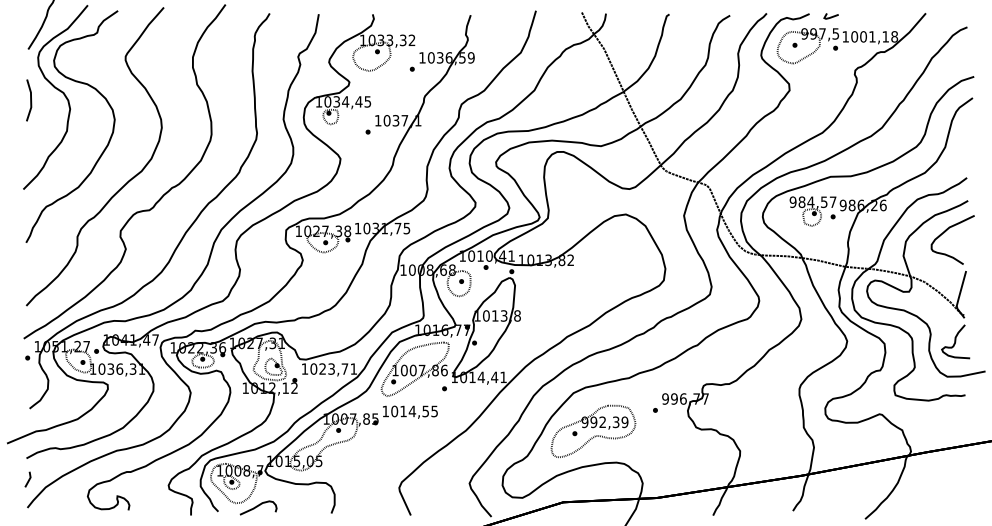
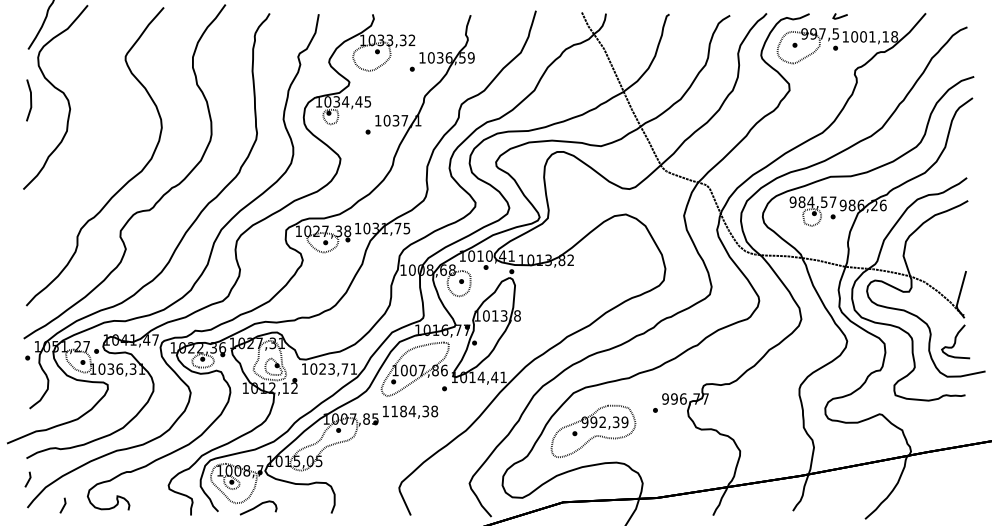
line position: (830, 16) -> (839, 16) (839, 16)
curve: present -> none (105, 146)
curve: present -> none (945, 232)
text: 1014,55 -> 1184,38 (414, 411)
line: none -> present (63, 505)
